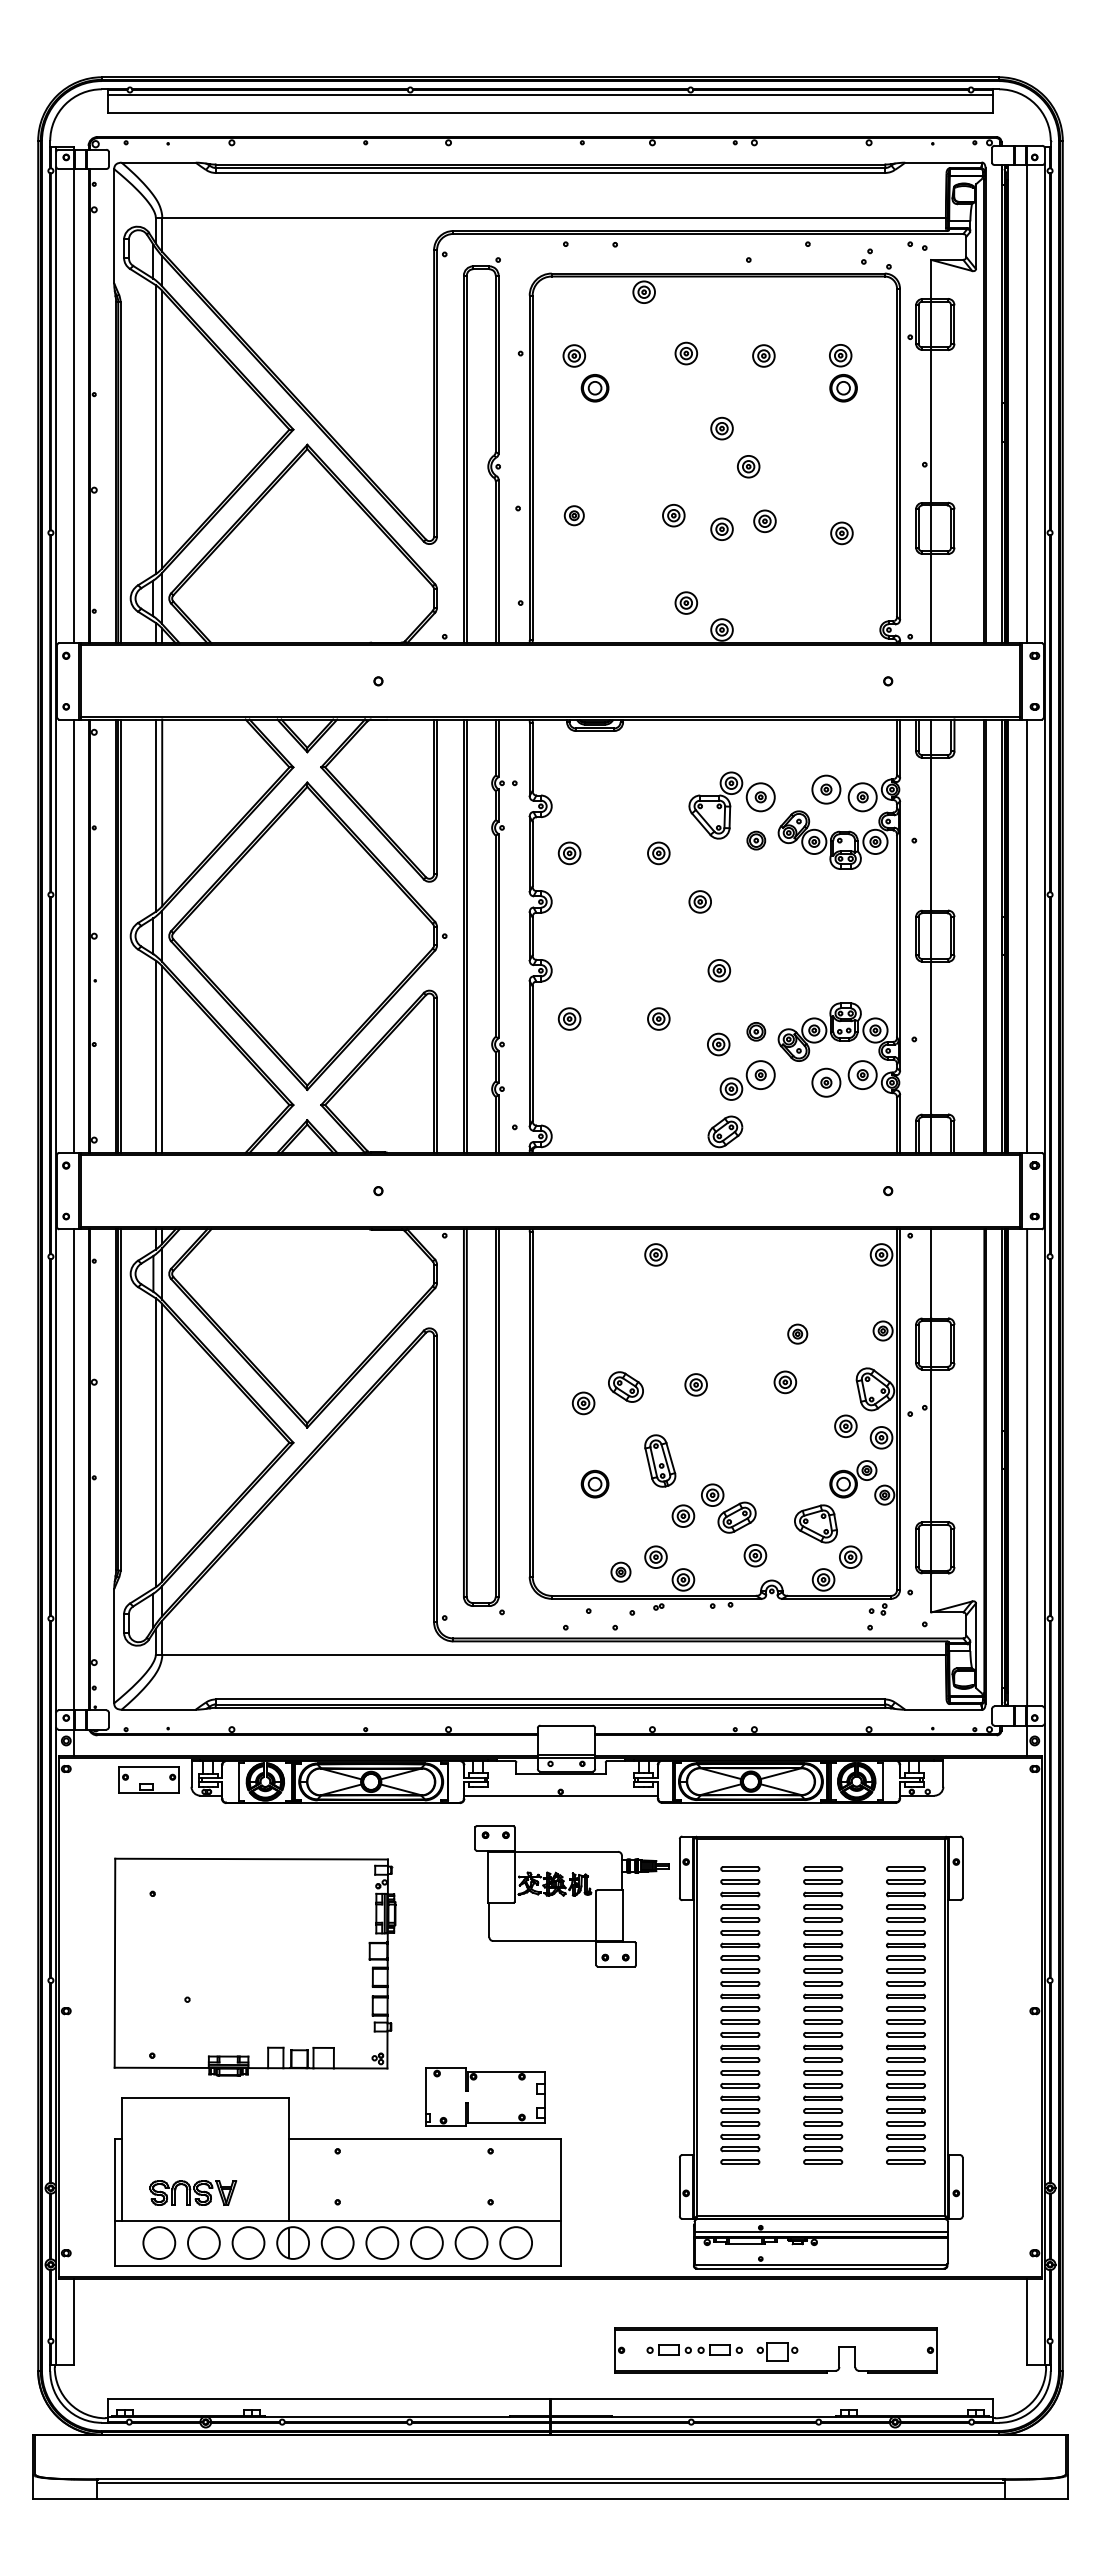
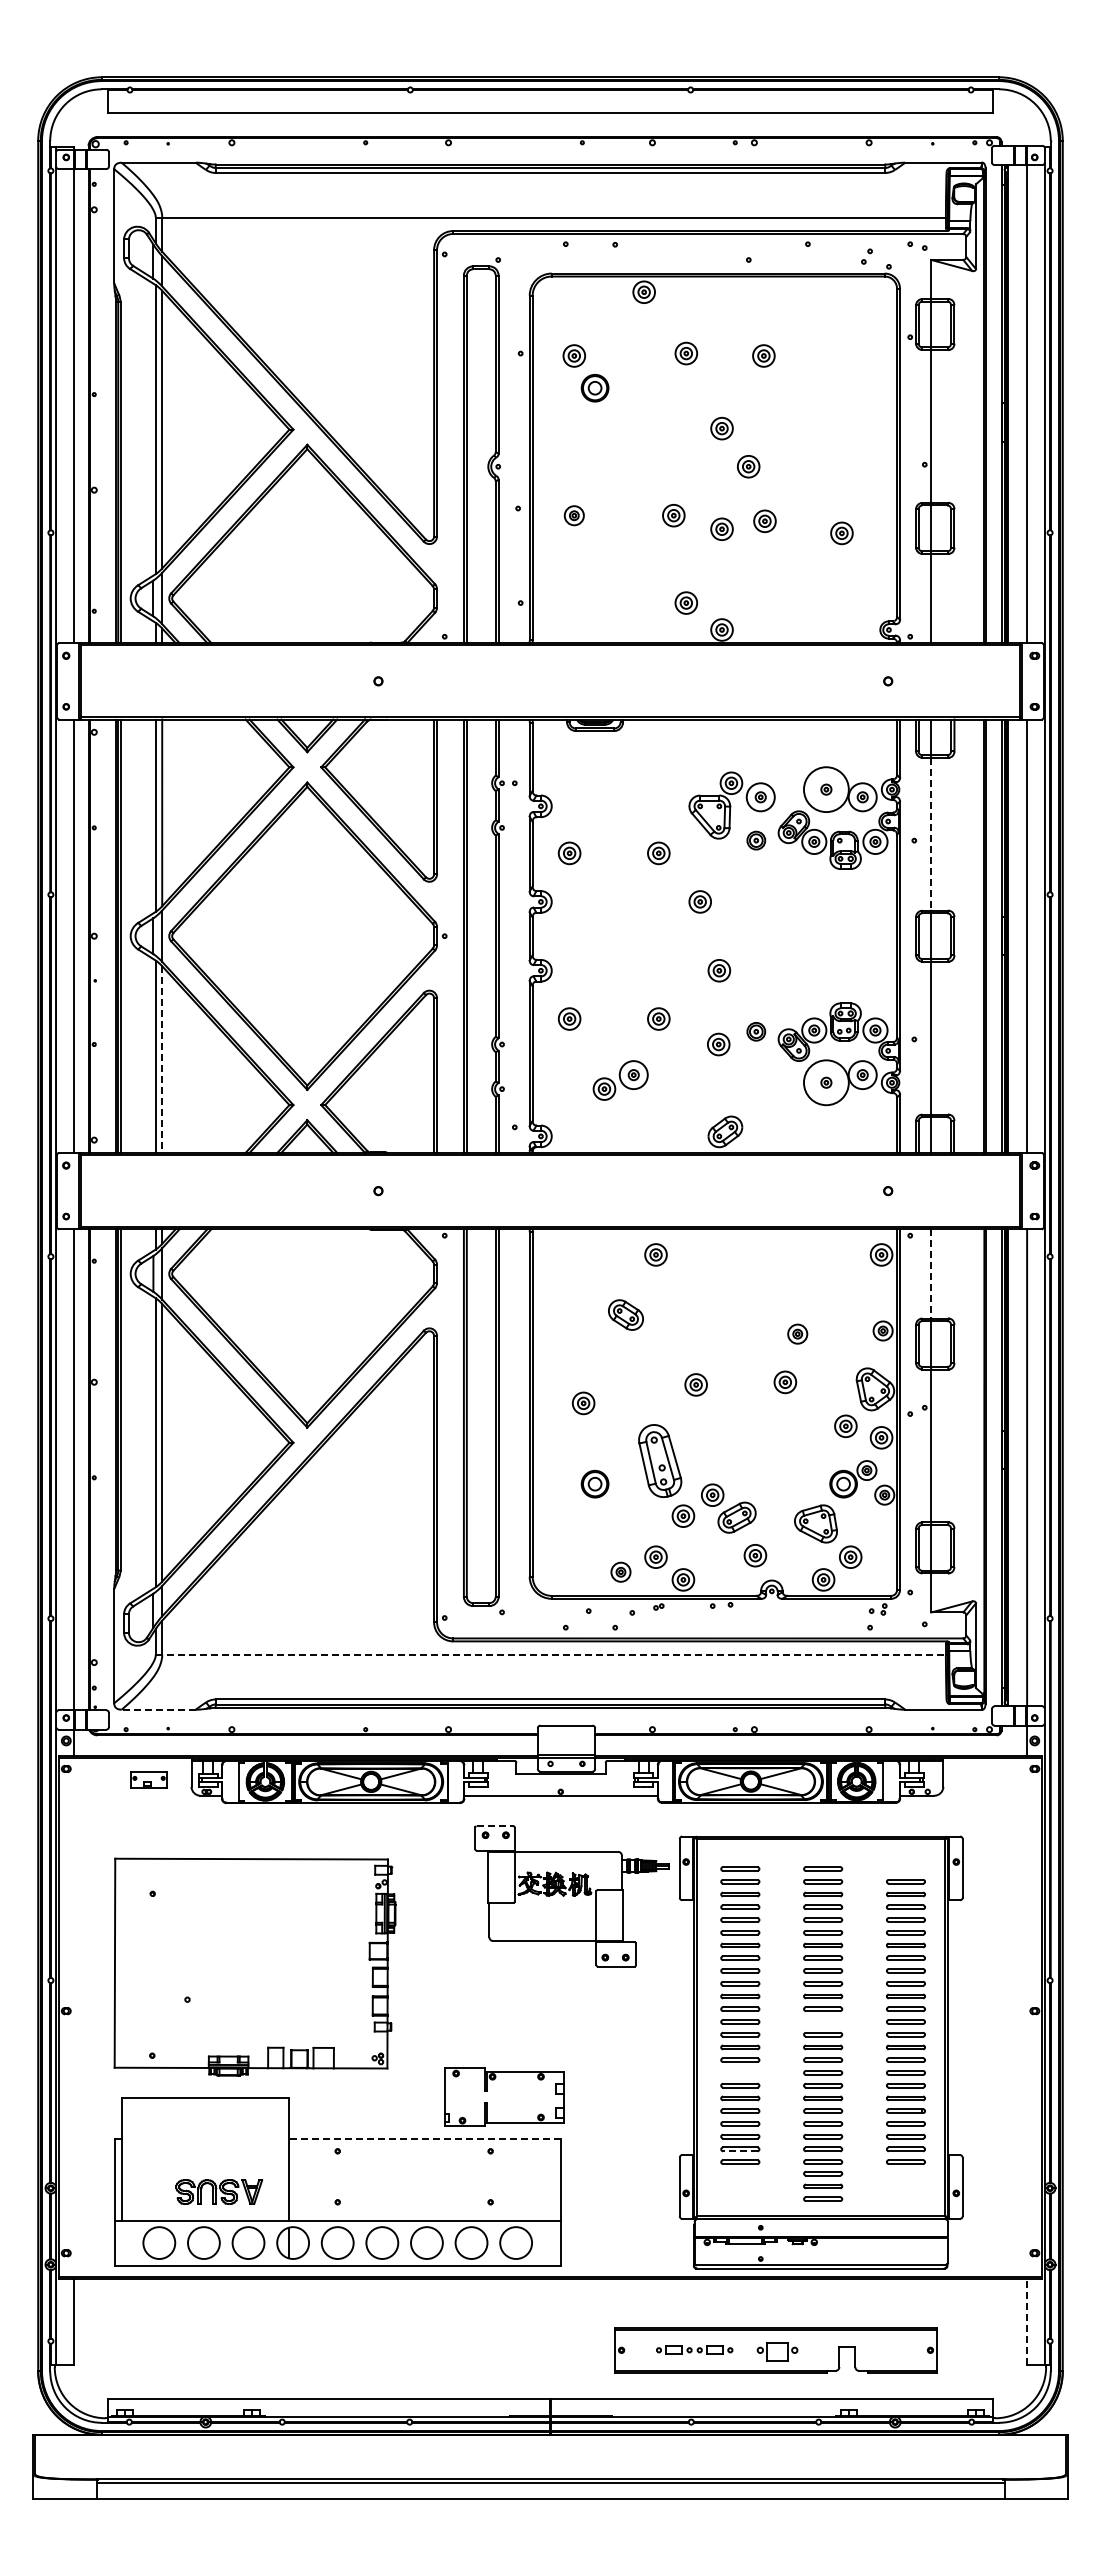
line: present -> none (550, 95)
part: present -> none (843, 373)
circle diameter: 28 px -> 45 px (825, 789)
line: solid -> dashed (931, 834)
line: solid -> dashed (162, 1060)
part position: (747, 1080) -> (620, 1080) (620, 1080)
circle diameter: 28 px -> 45 px (825, 1082)
line: solid -> dashed (931, 1273)
part position: (625, 1386) -> (625, 1314) (625, 1314)
part size: 33x54 px -> 45x74 px (660, 1460)
line: solid -> dashed (552, 1654)
line: solid -> dashed (158, 1709)
part size: 62x28 px -> 38x18 px (148, 1779)
line: solid -> dashed (495, 1826)
part: present -> none (905, 1868)
part: present -> none (823, 2021)
part: present -> none (740, 2072)
part position: (485, 2096) -> (504, 2096) (504, 2096)
line: solid -> dashed (425, 2138)
line: solid -> dashed (739, 2151)
part: none -> present (823, 2186)
part position: (193, 2192) -> (219, 2191) (219, 2191)
line: present -> none (821, 2232)
line: solid -> dashed (1027, 2321)
part size: 97x12 px -> 78x10 px (694, 2349)
